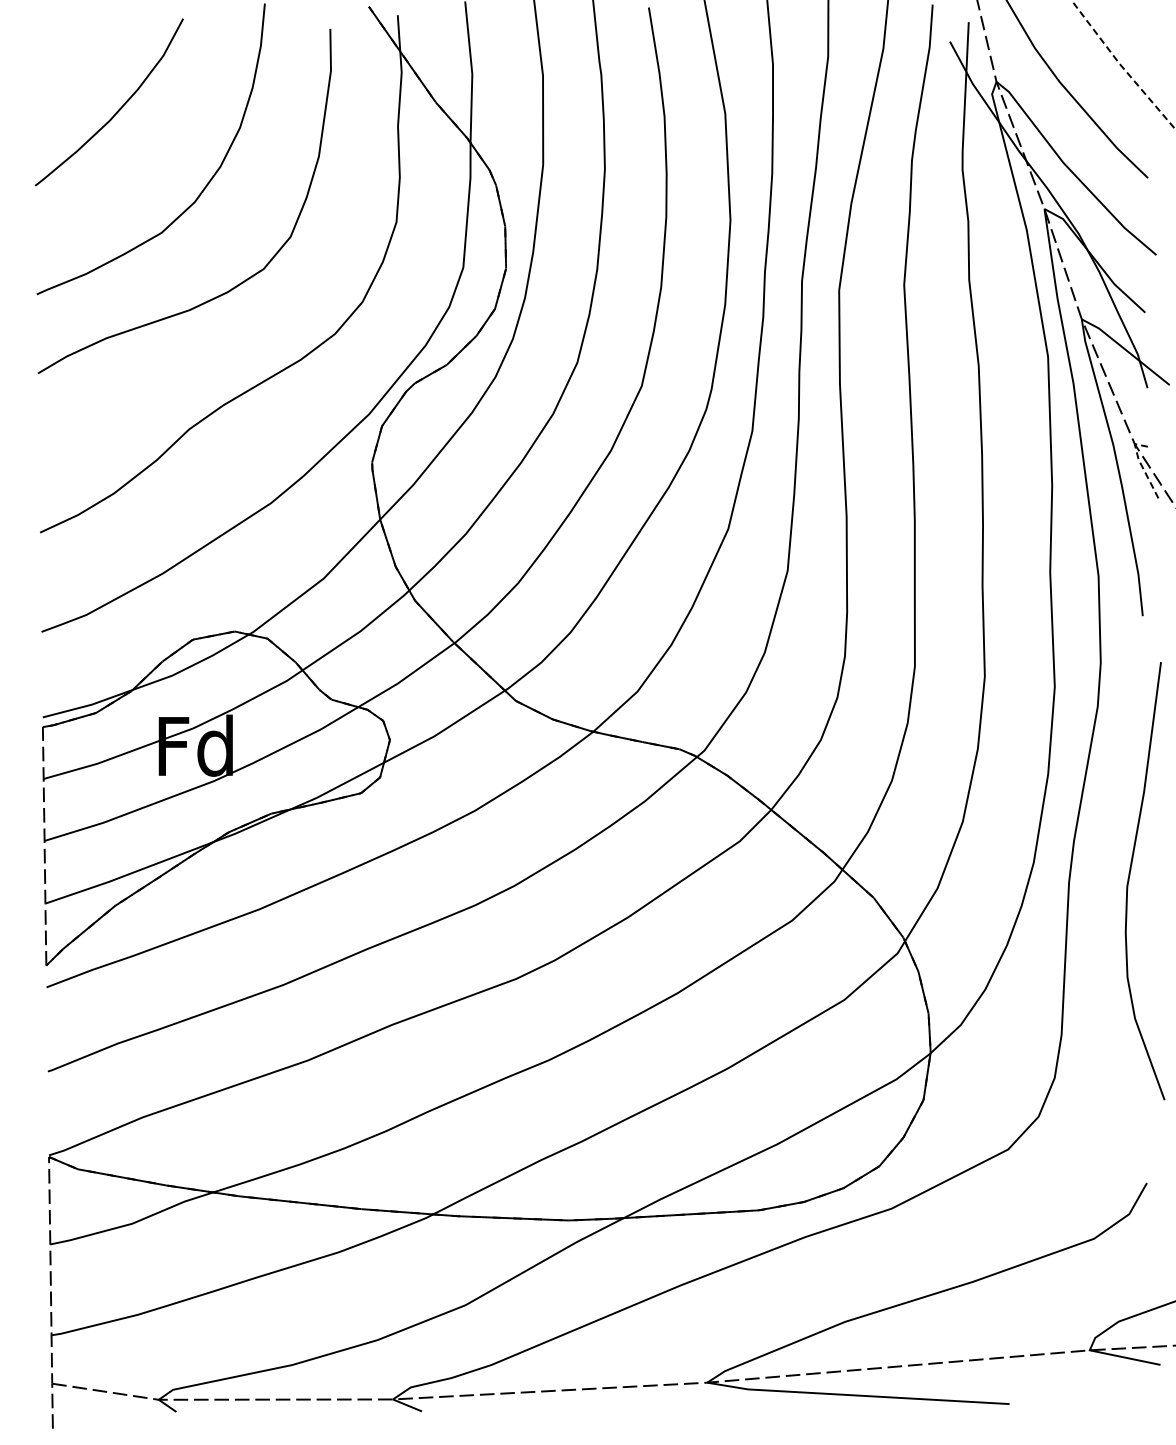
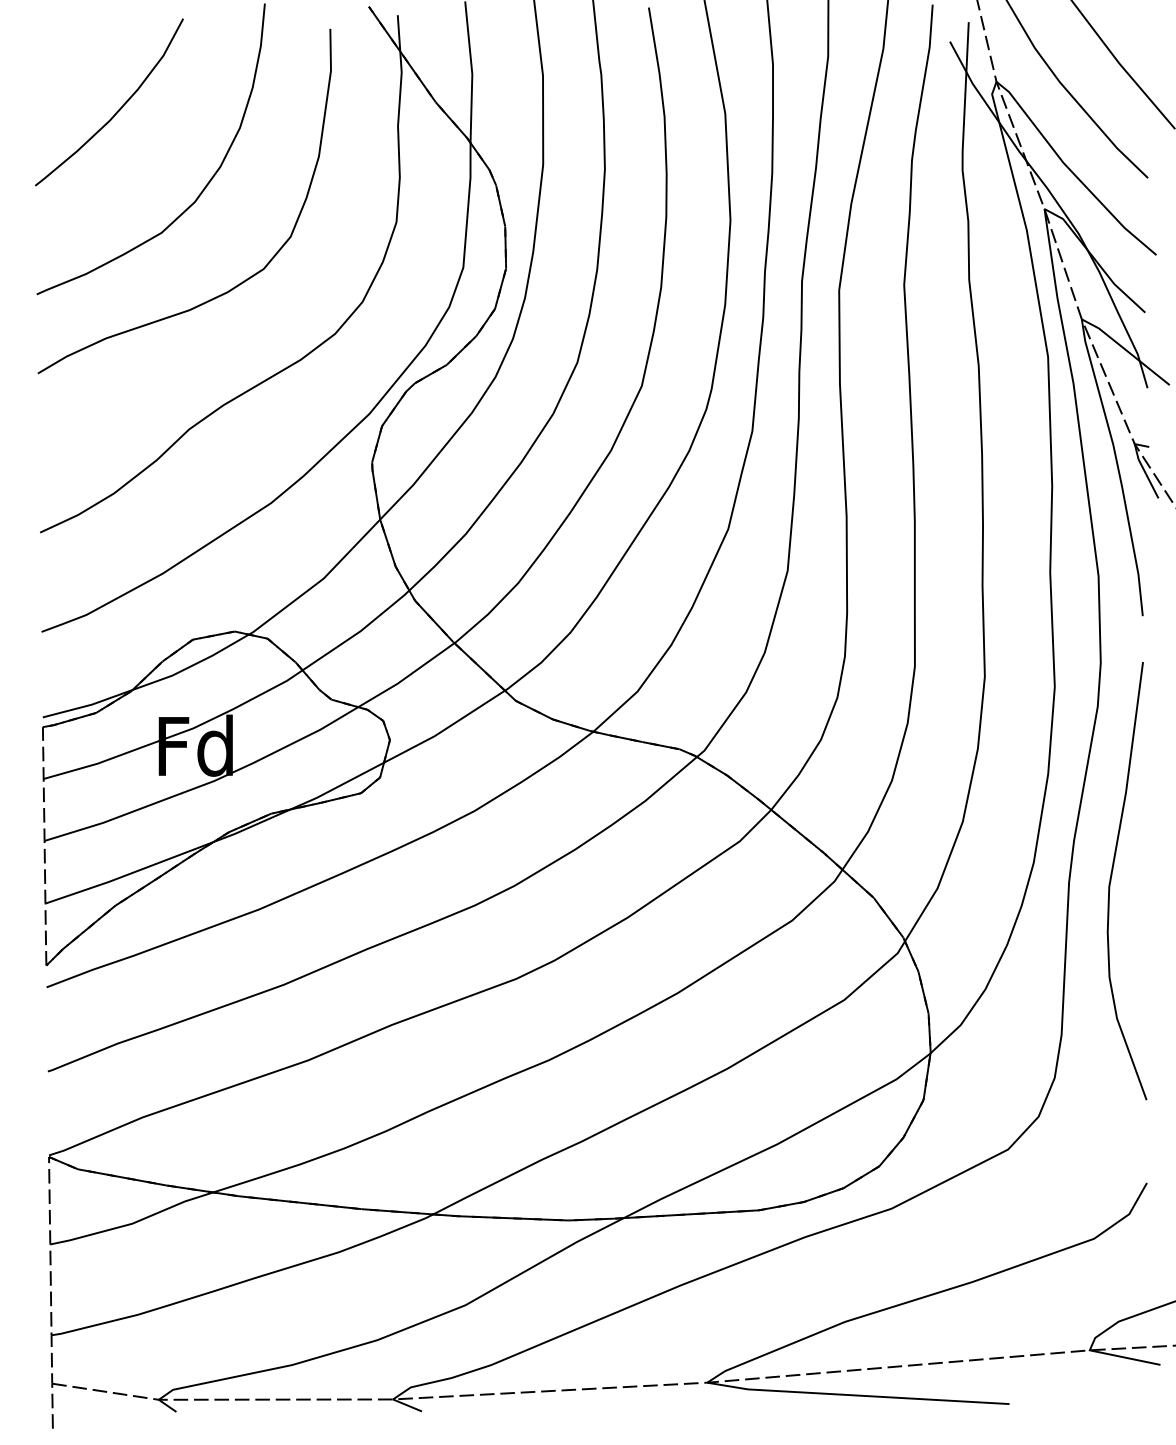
line: dashed -> solid (1121, 65)
line: dashed -> solid (1140, 463)
curve position: (1129, 881) -> (1111, 881) (1111, 881)
